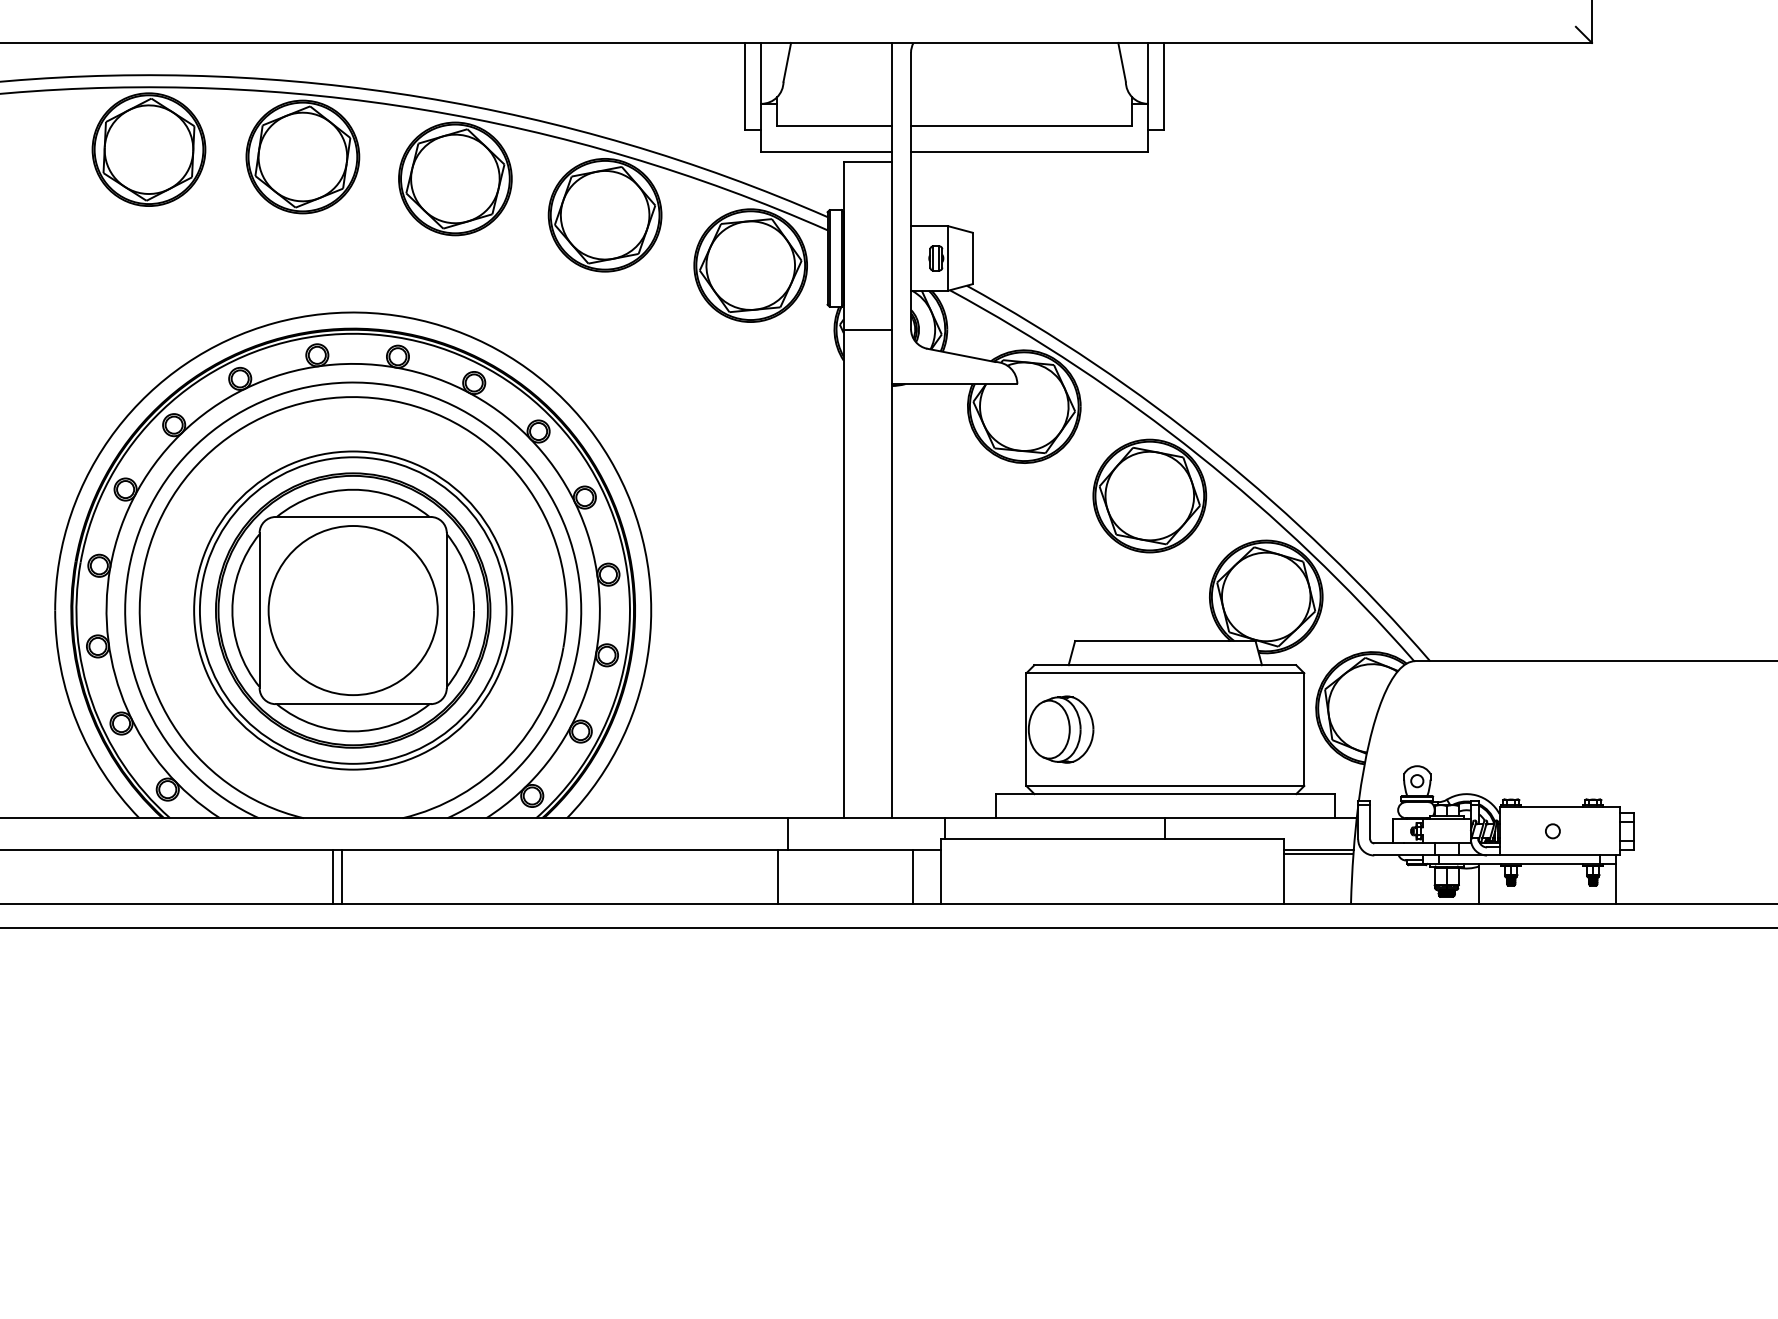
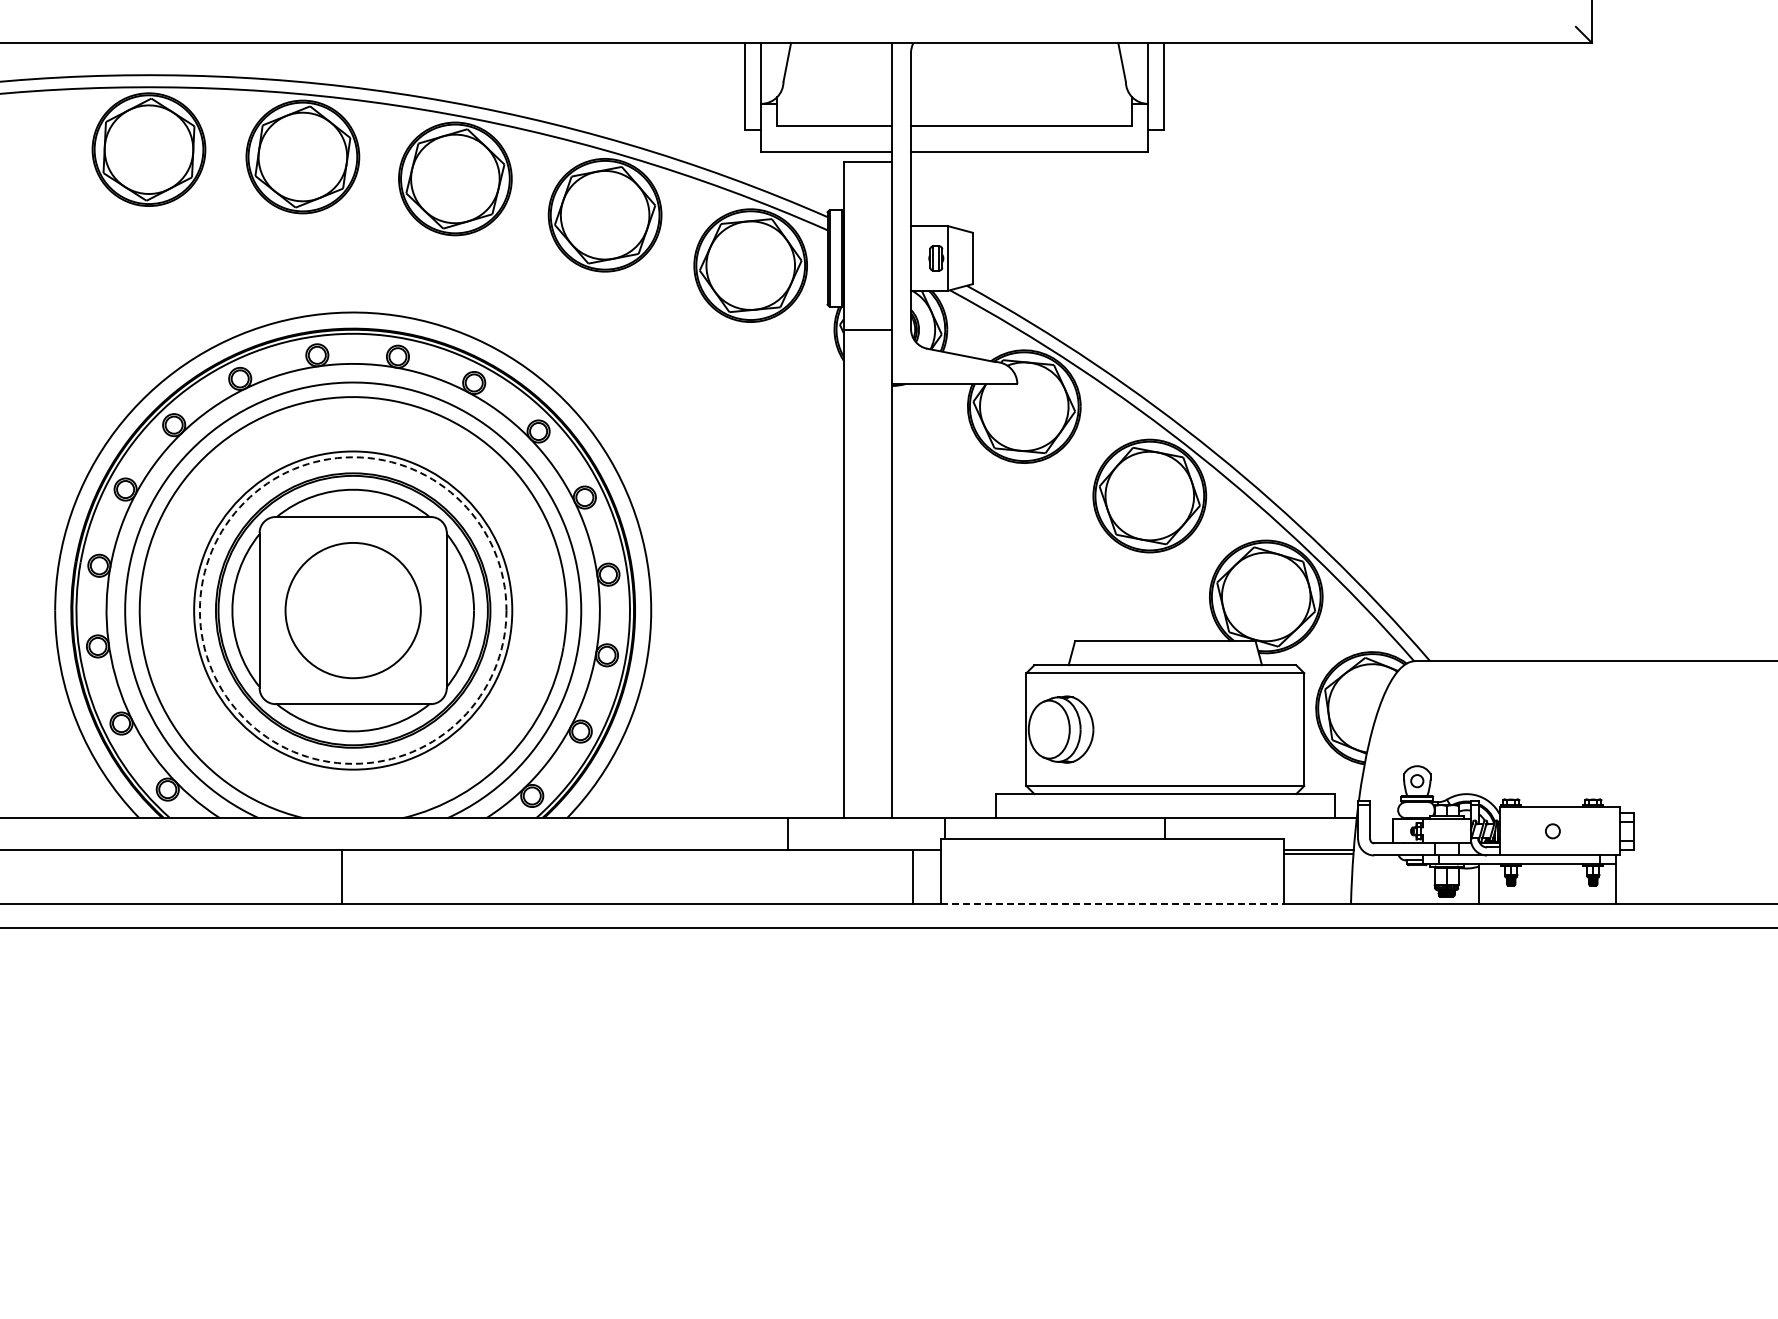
circle diameter: 169 px -> 135 px (352, 610)
circle: solid -> dashed (352, 610)
line: present -> none (332, 876)
line: present -> none (777, 876)
line: solid -> dashed (1112, 903)
